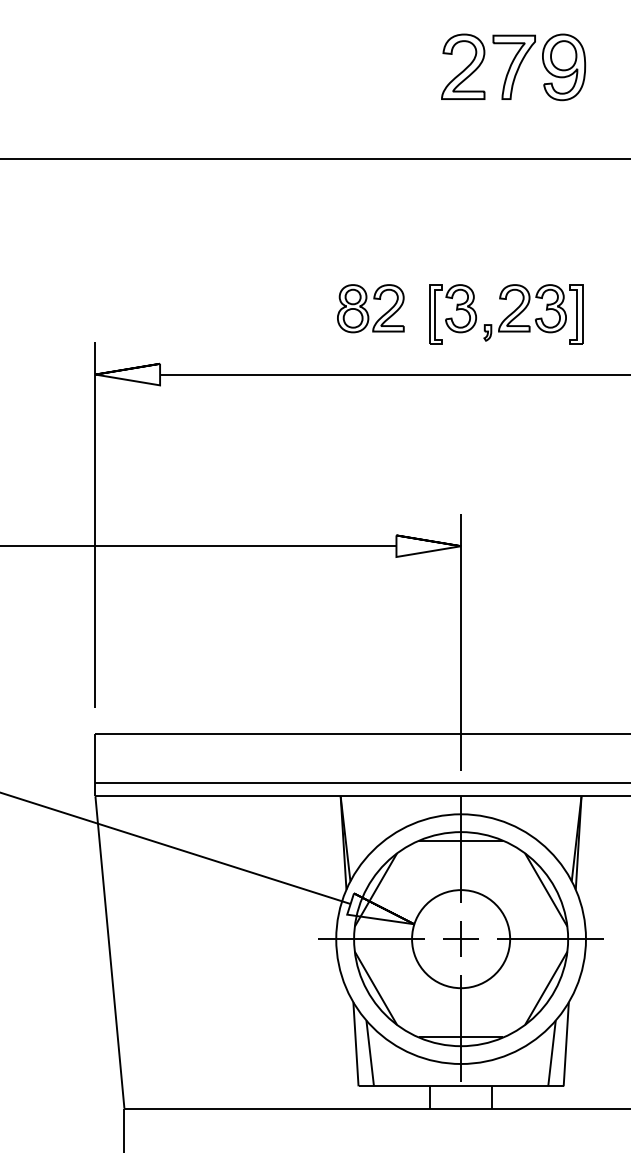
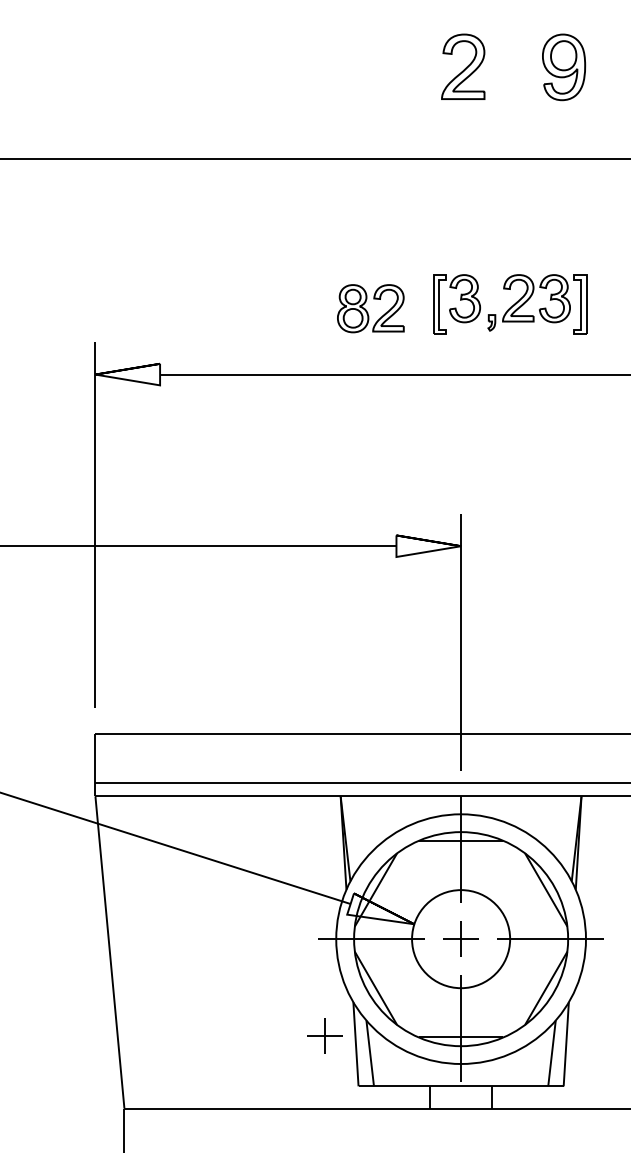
part: present -> none (513, 66)
part position: (506, 314) -> (510, 304) (510, 304)
part: none -> present (324, 1035)
